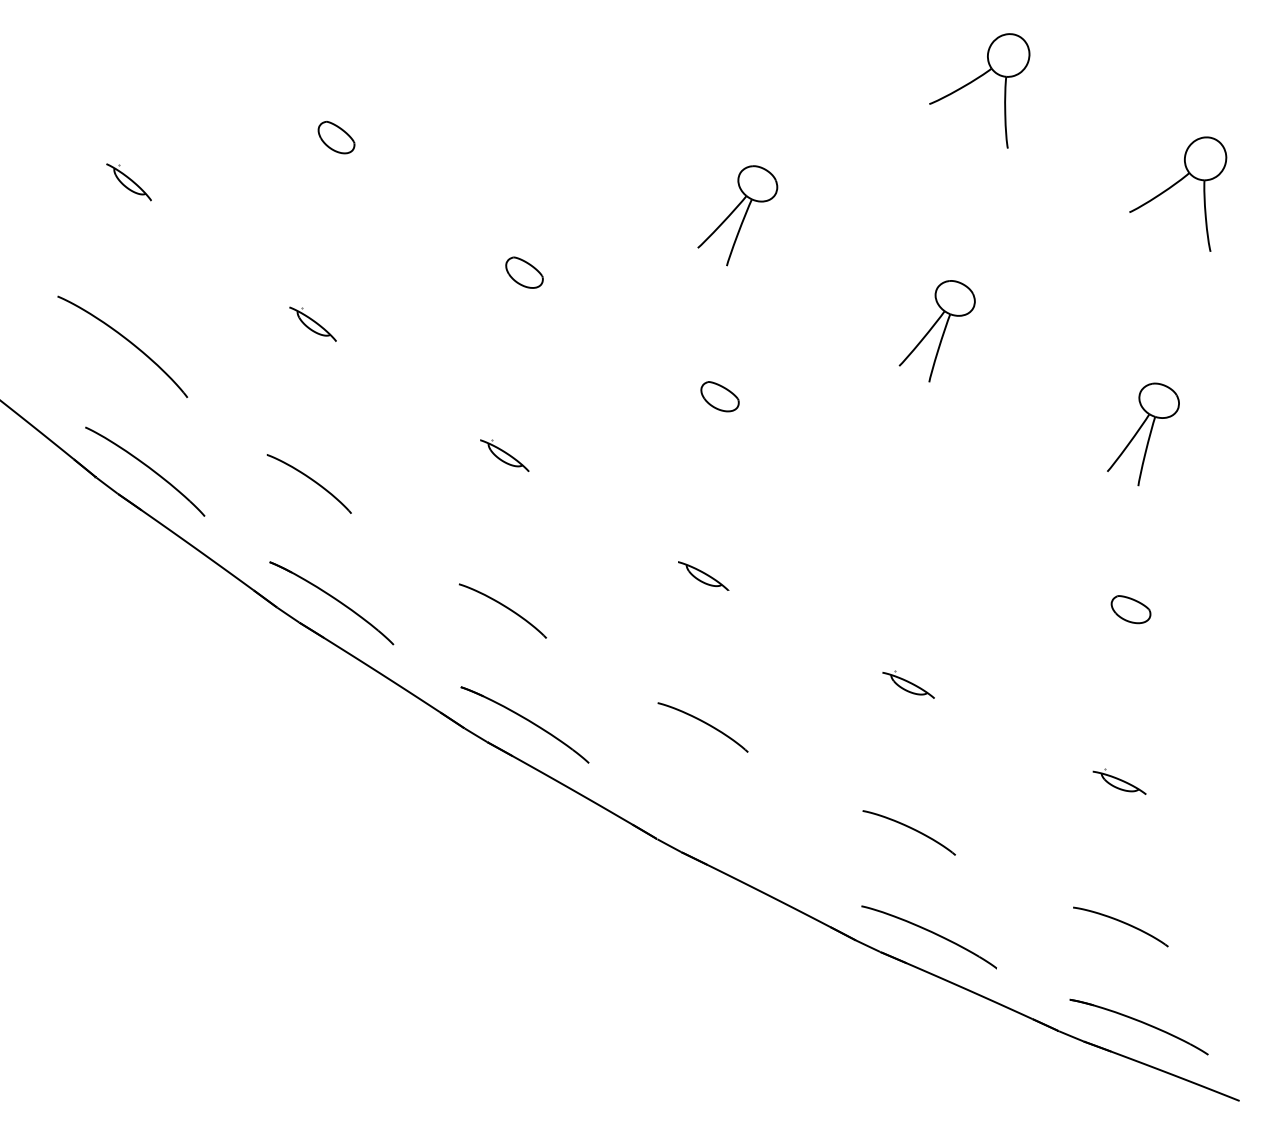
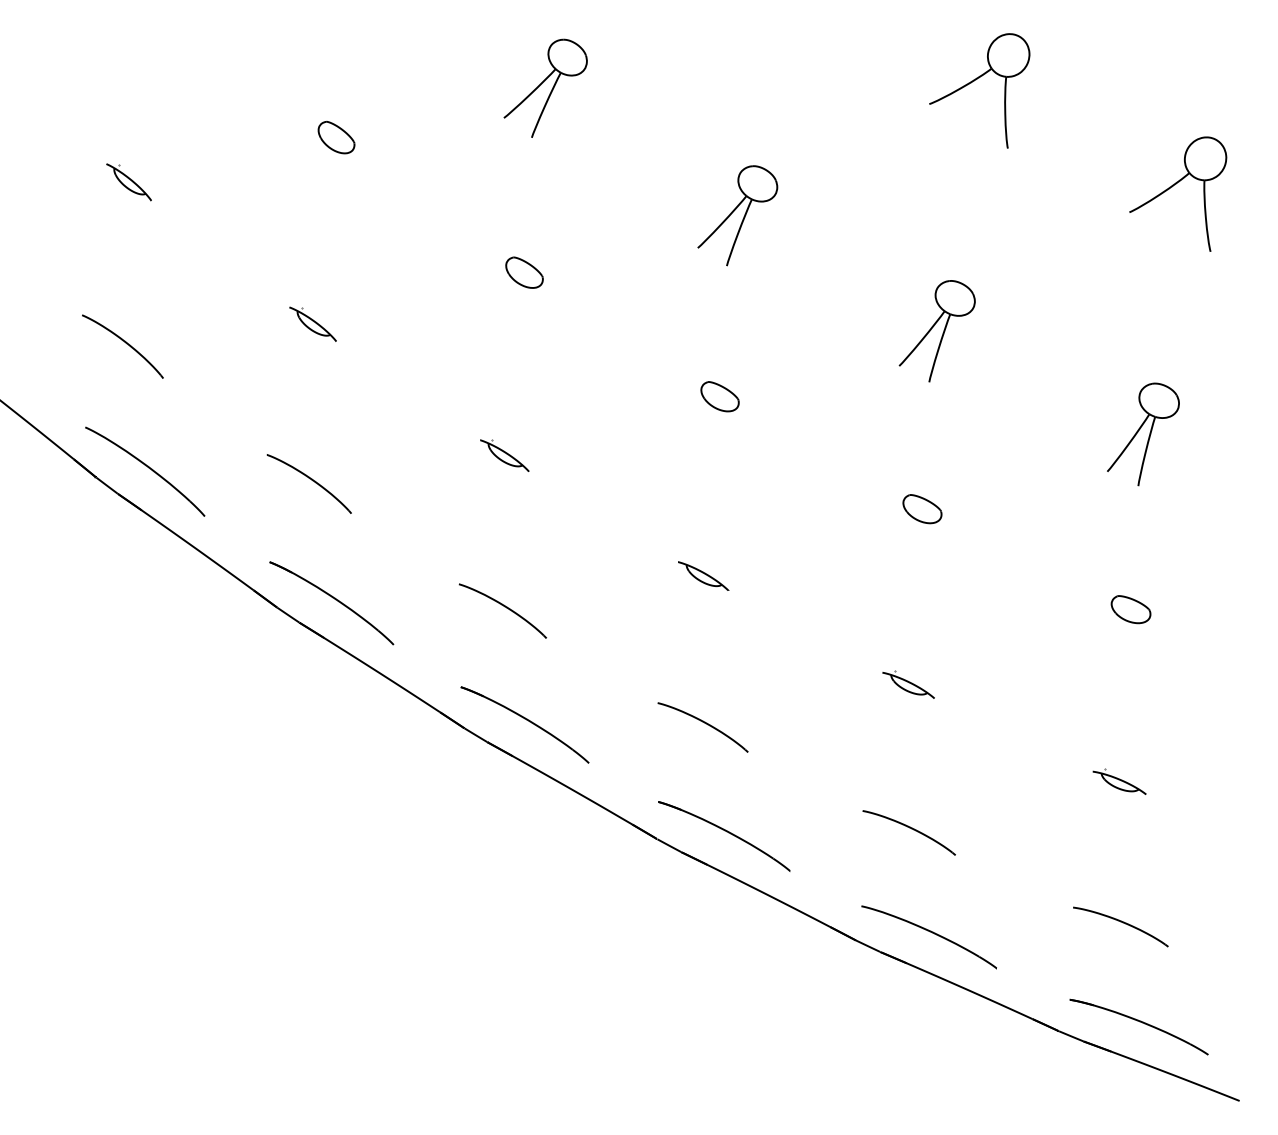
part: none -> present (545, 87)
part size: 132x103 px -> 82x65 px (122, 346)
part: none -> present (922, 509)
part: none -> present (724, 836)
